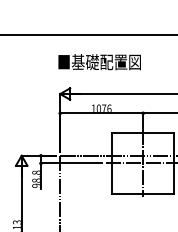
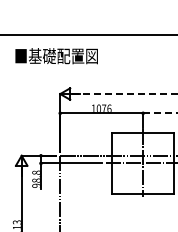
text position: (99, 62) -> (56, 56) (56, 56)
line: solid -> dashed (124, 94)
line: solid -> dashed (160, 113)
